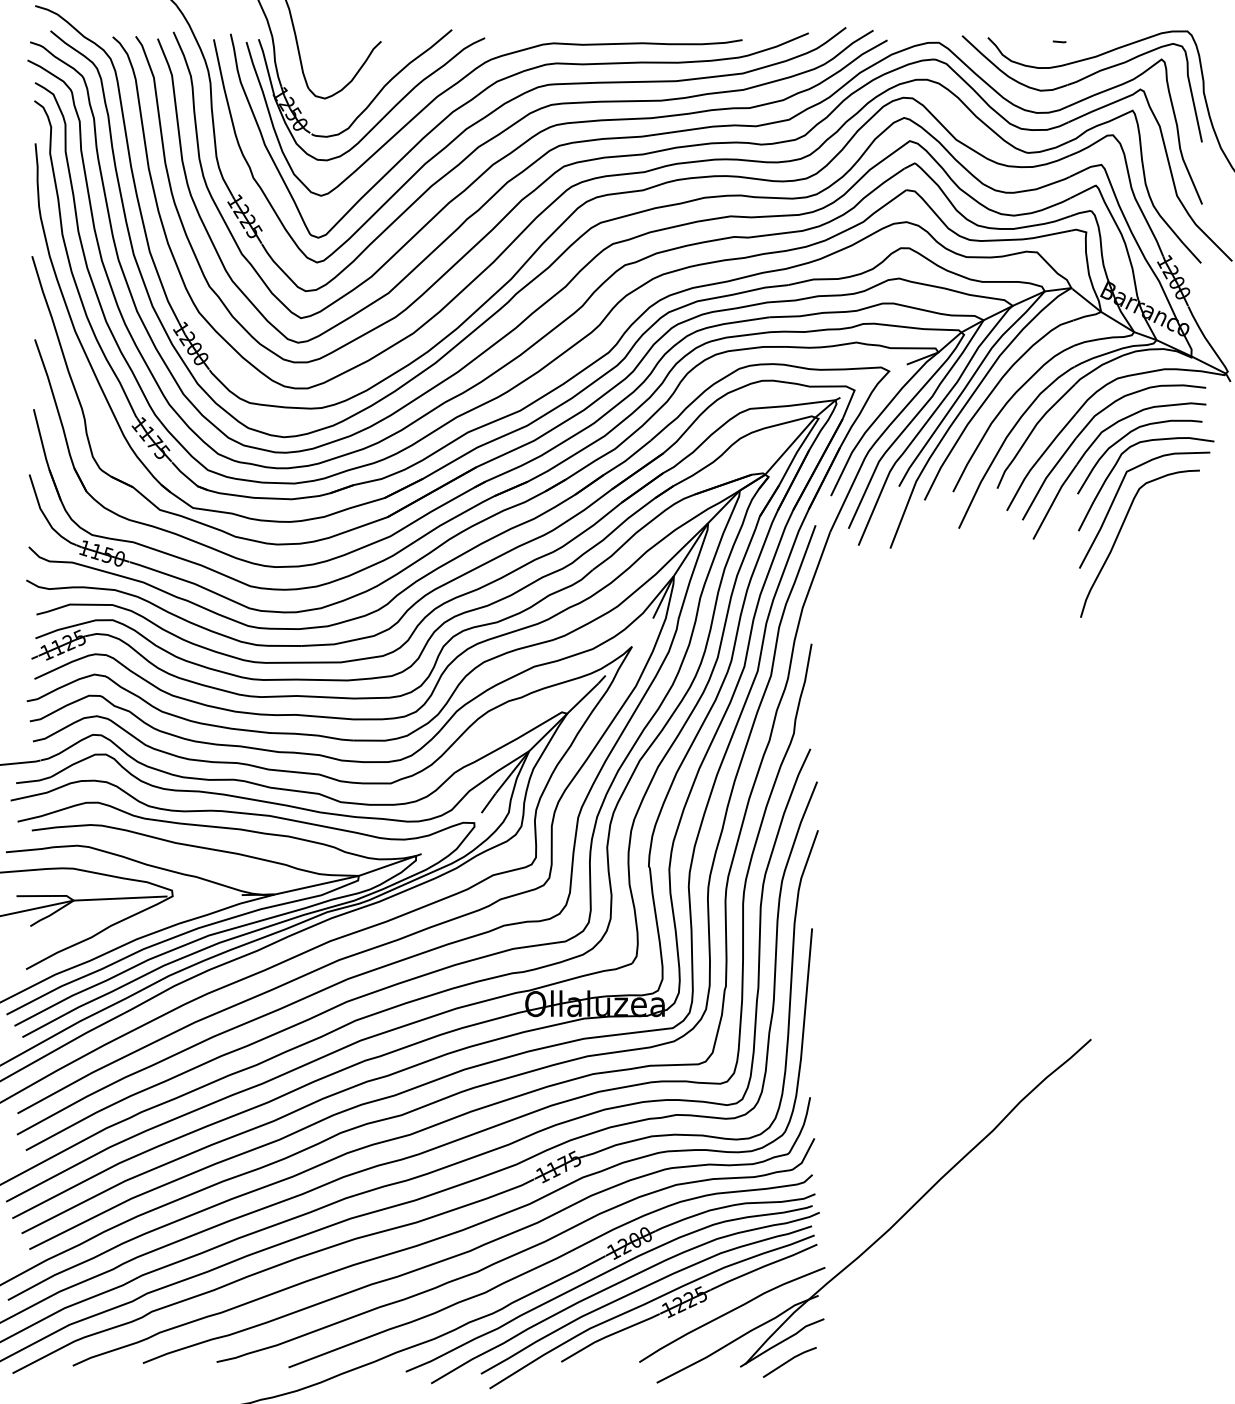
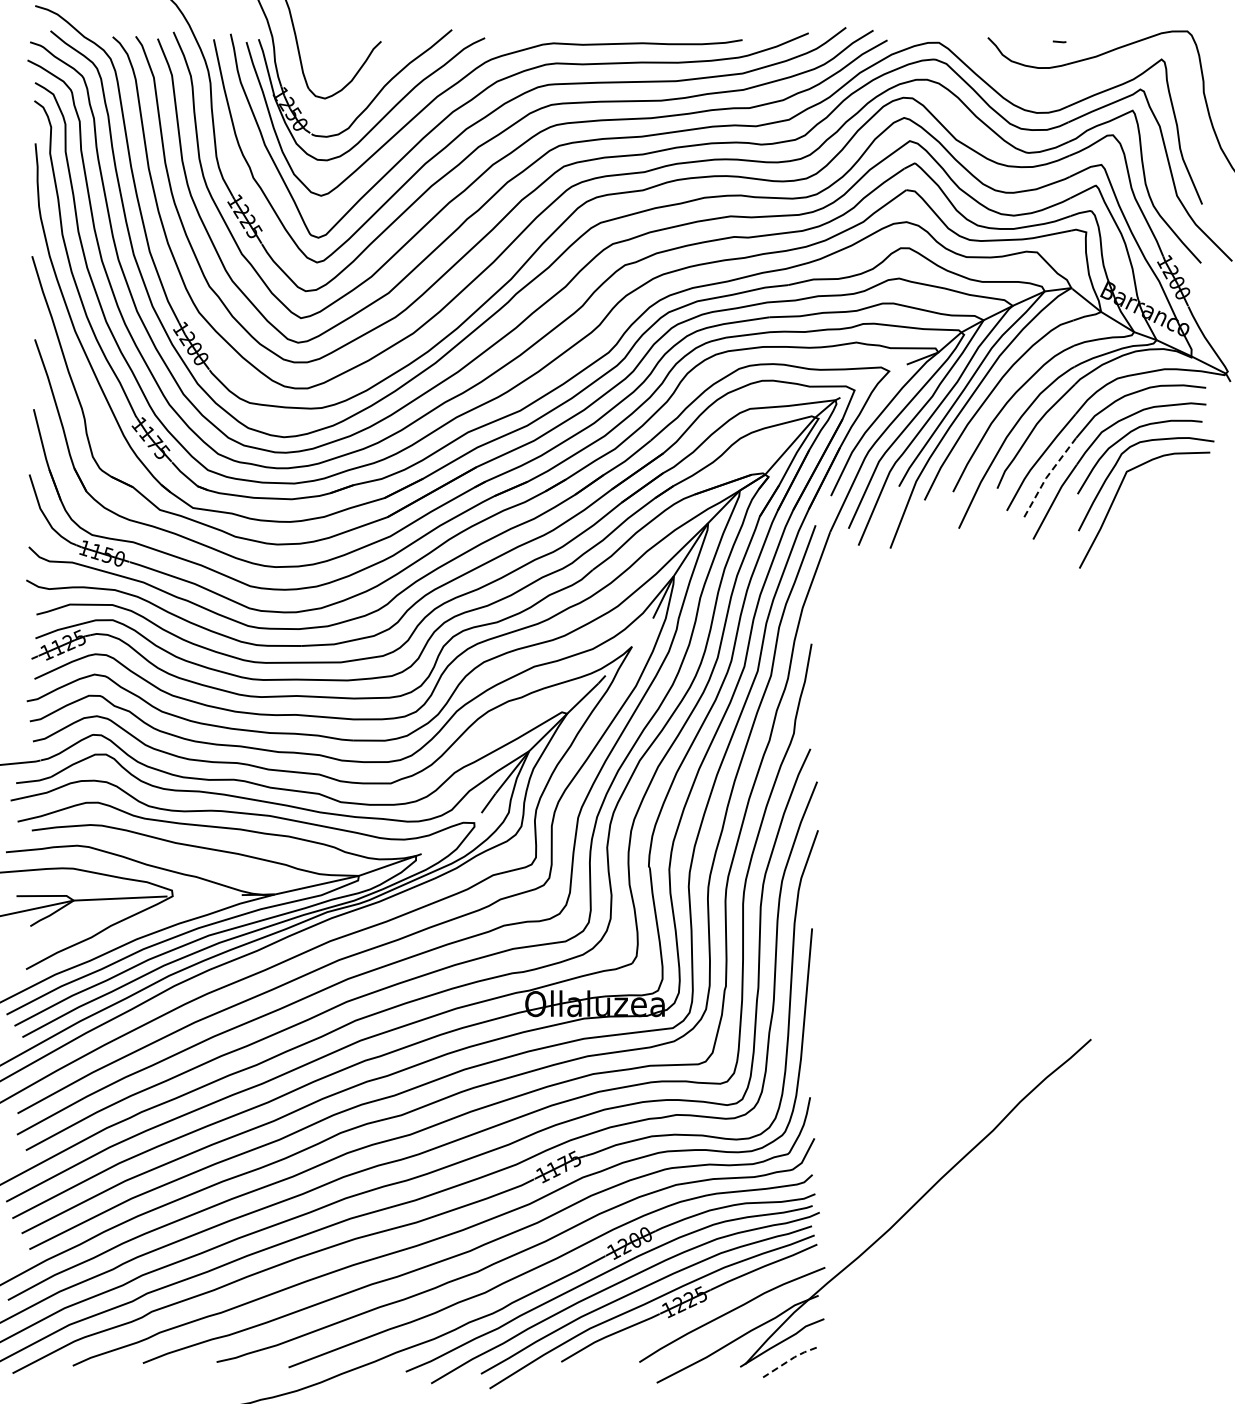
part: present -> none (1077, 82)
line: solid -> dashed (1046, 477)
curve: present -> none (1119, 534)
line: solid -> dashed (790, 1359)
